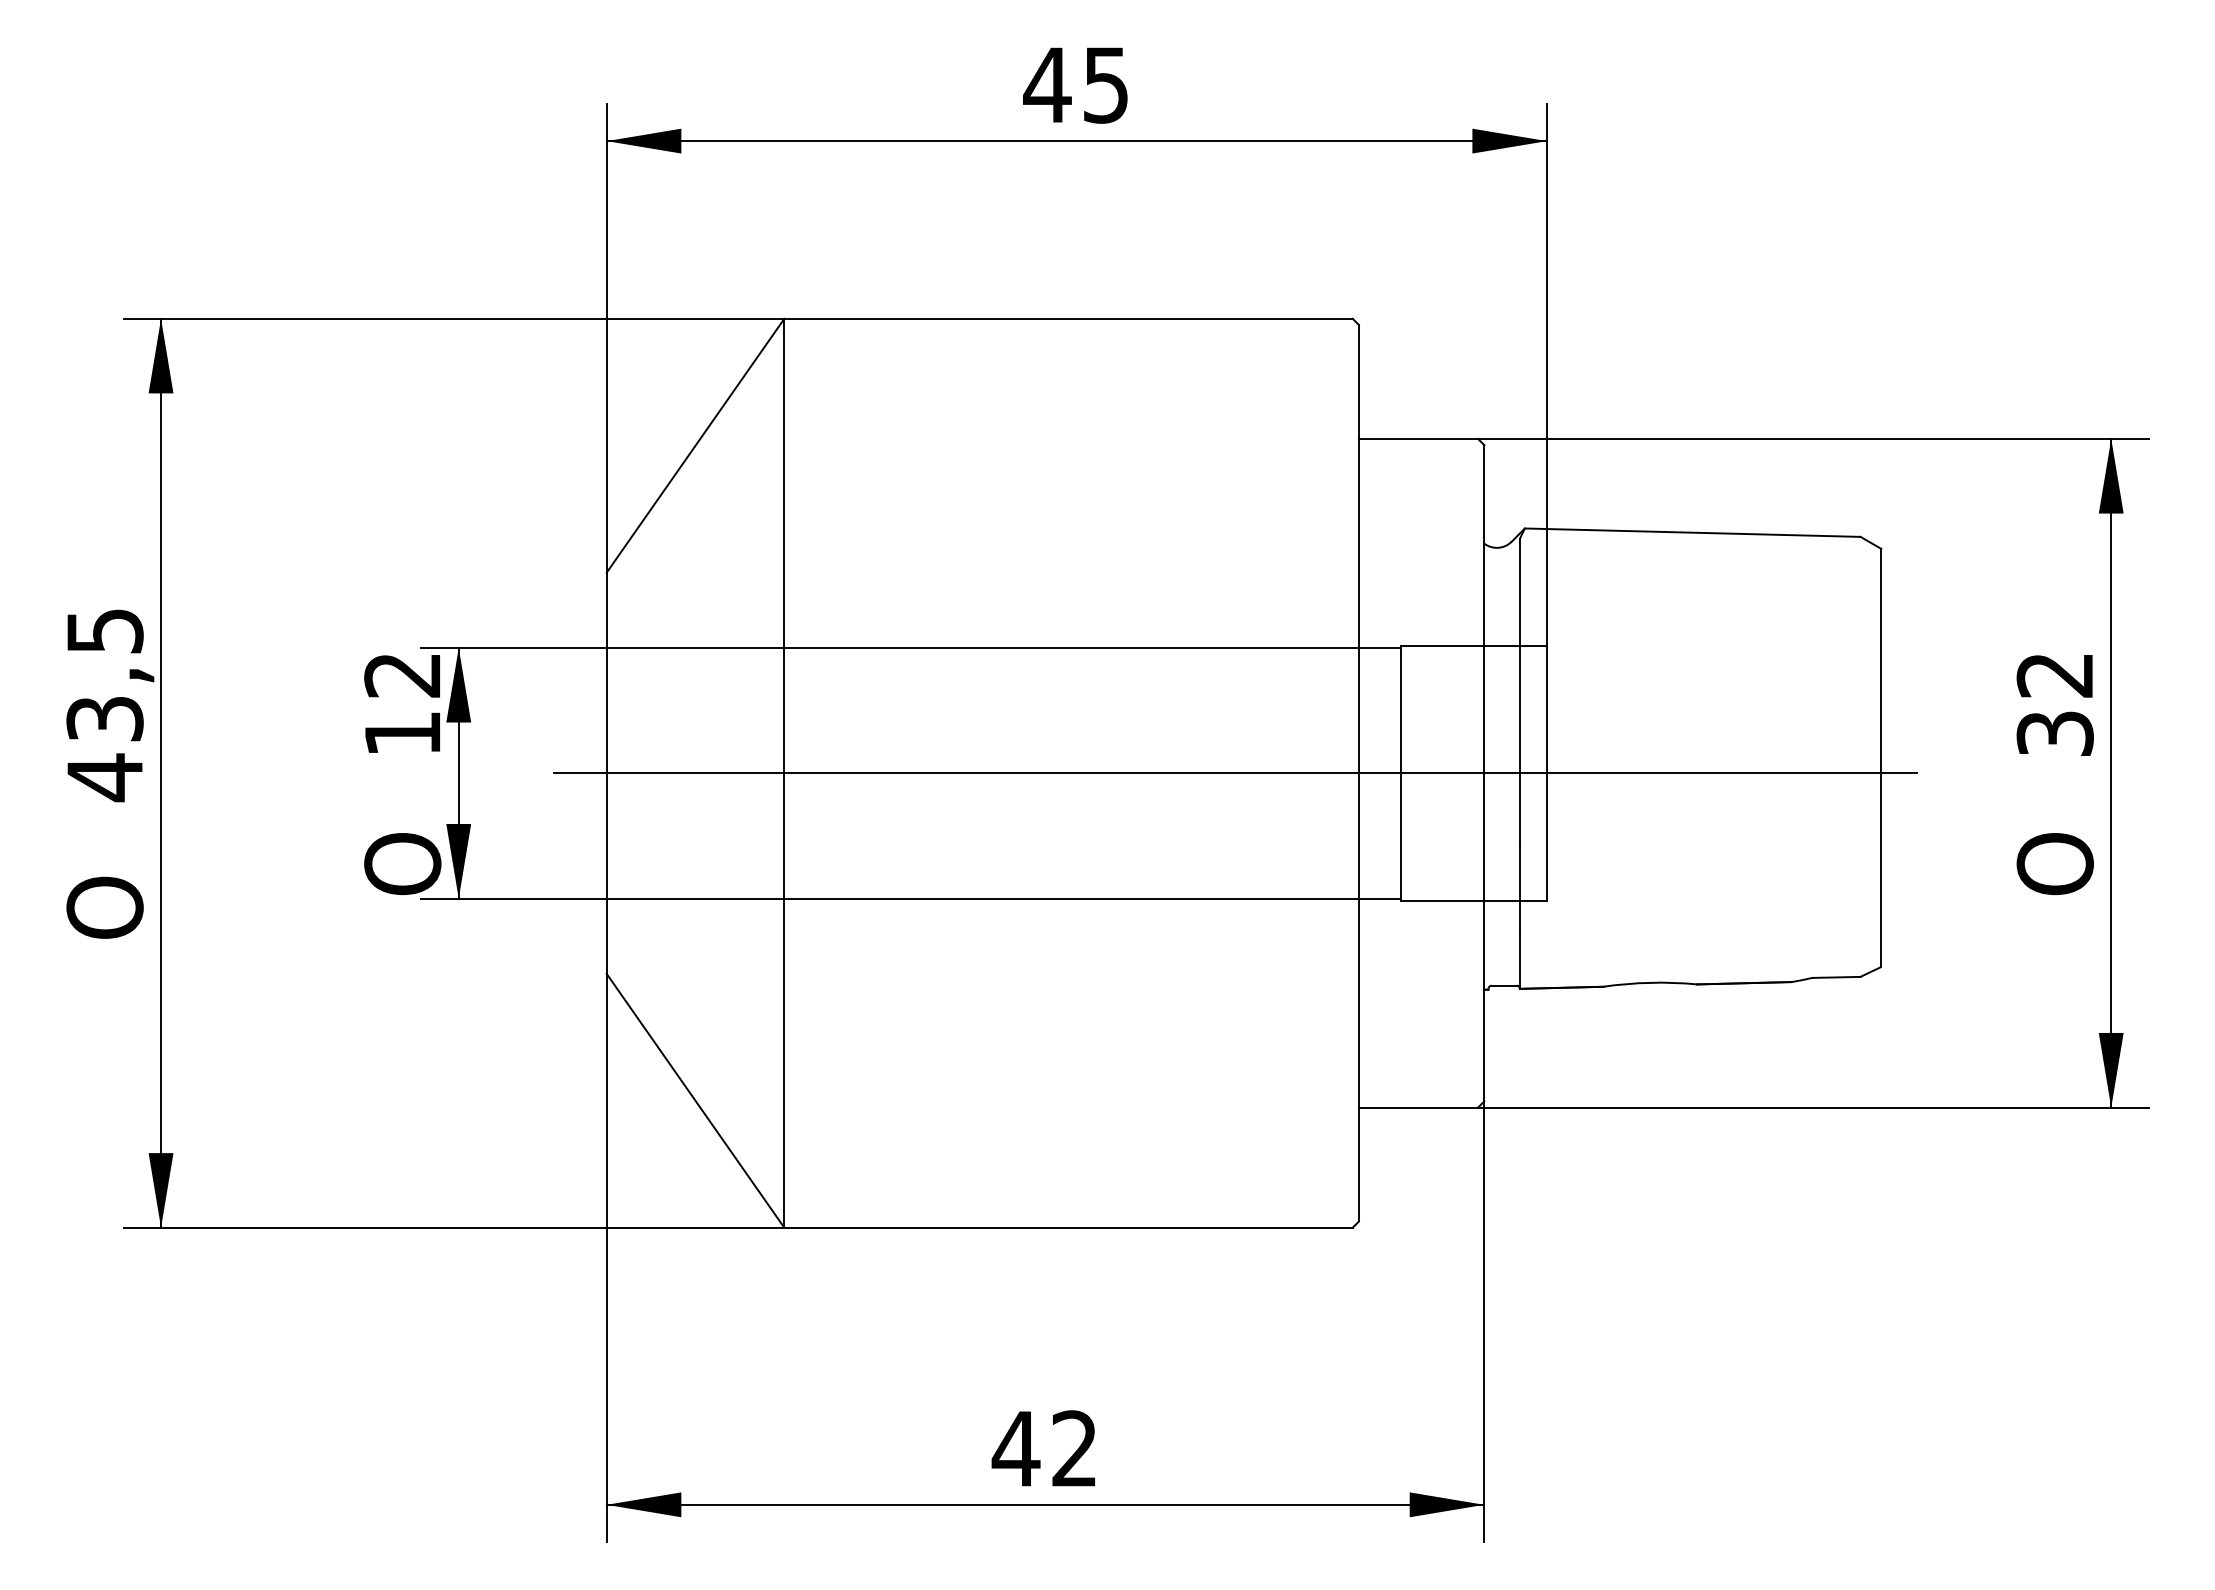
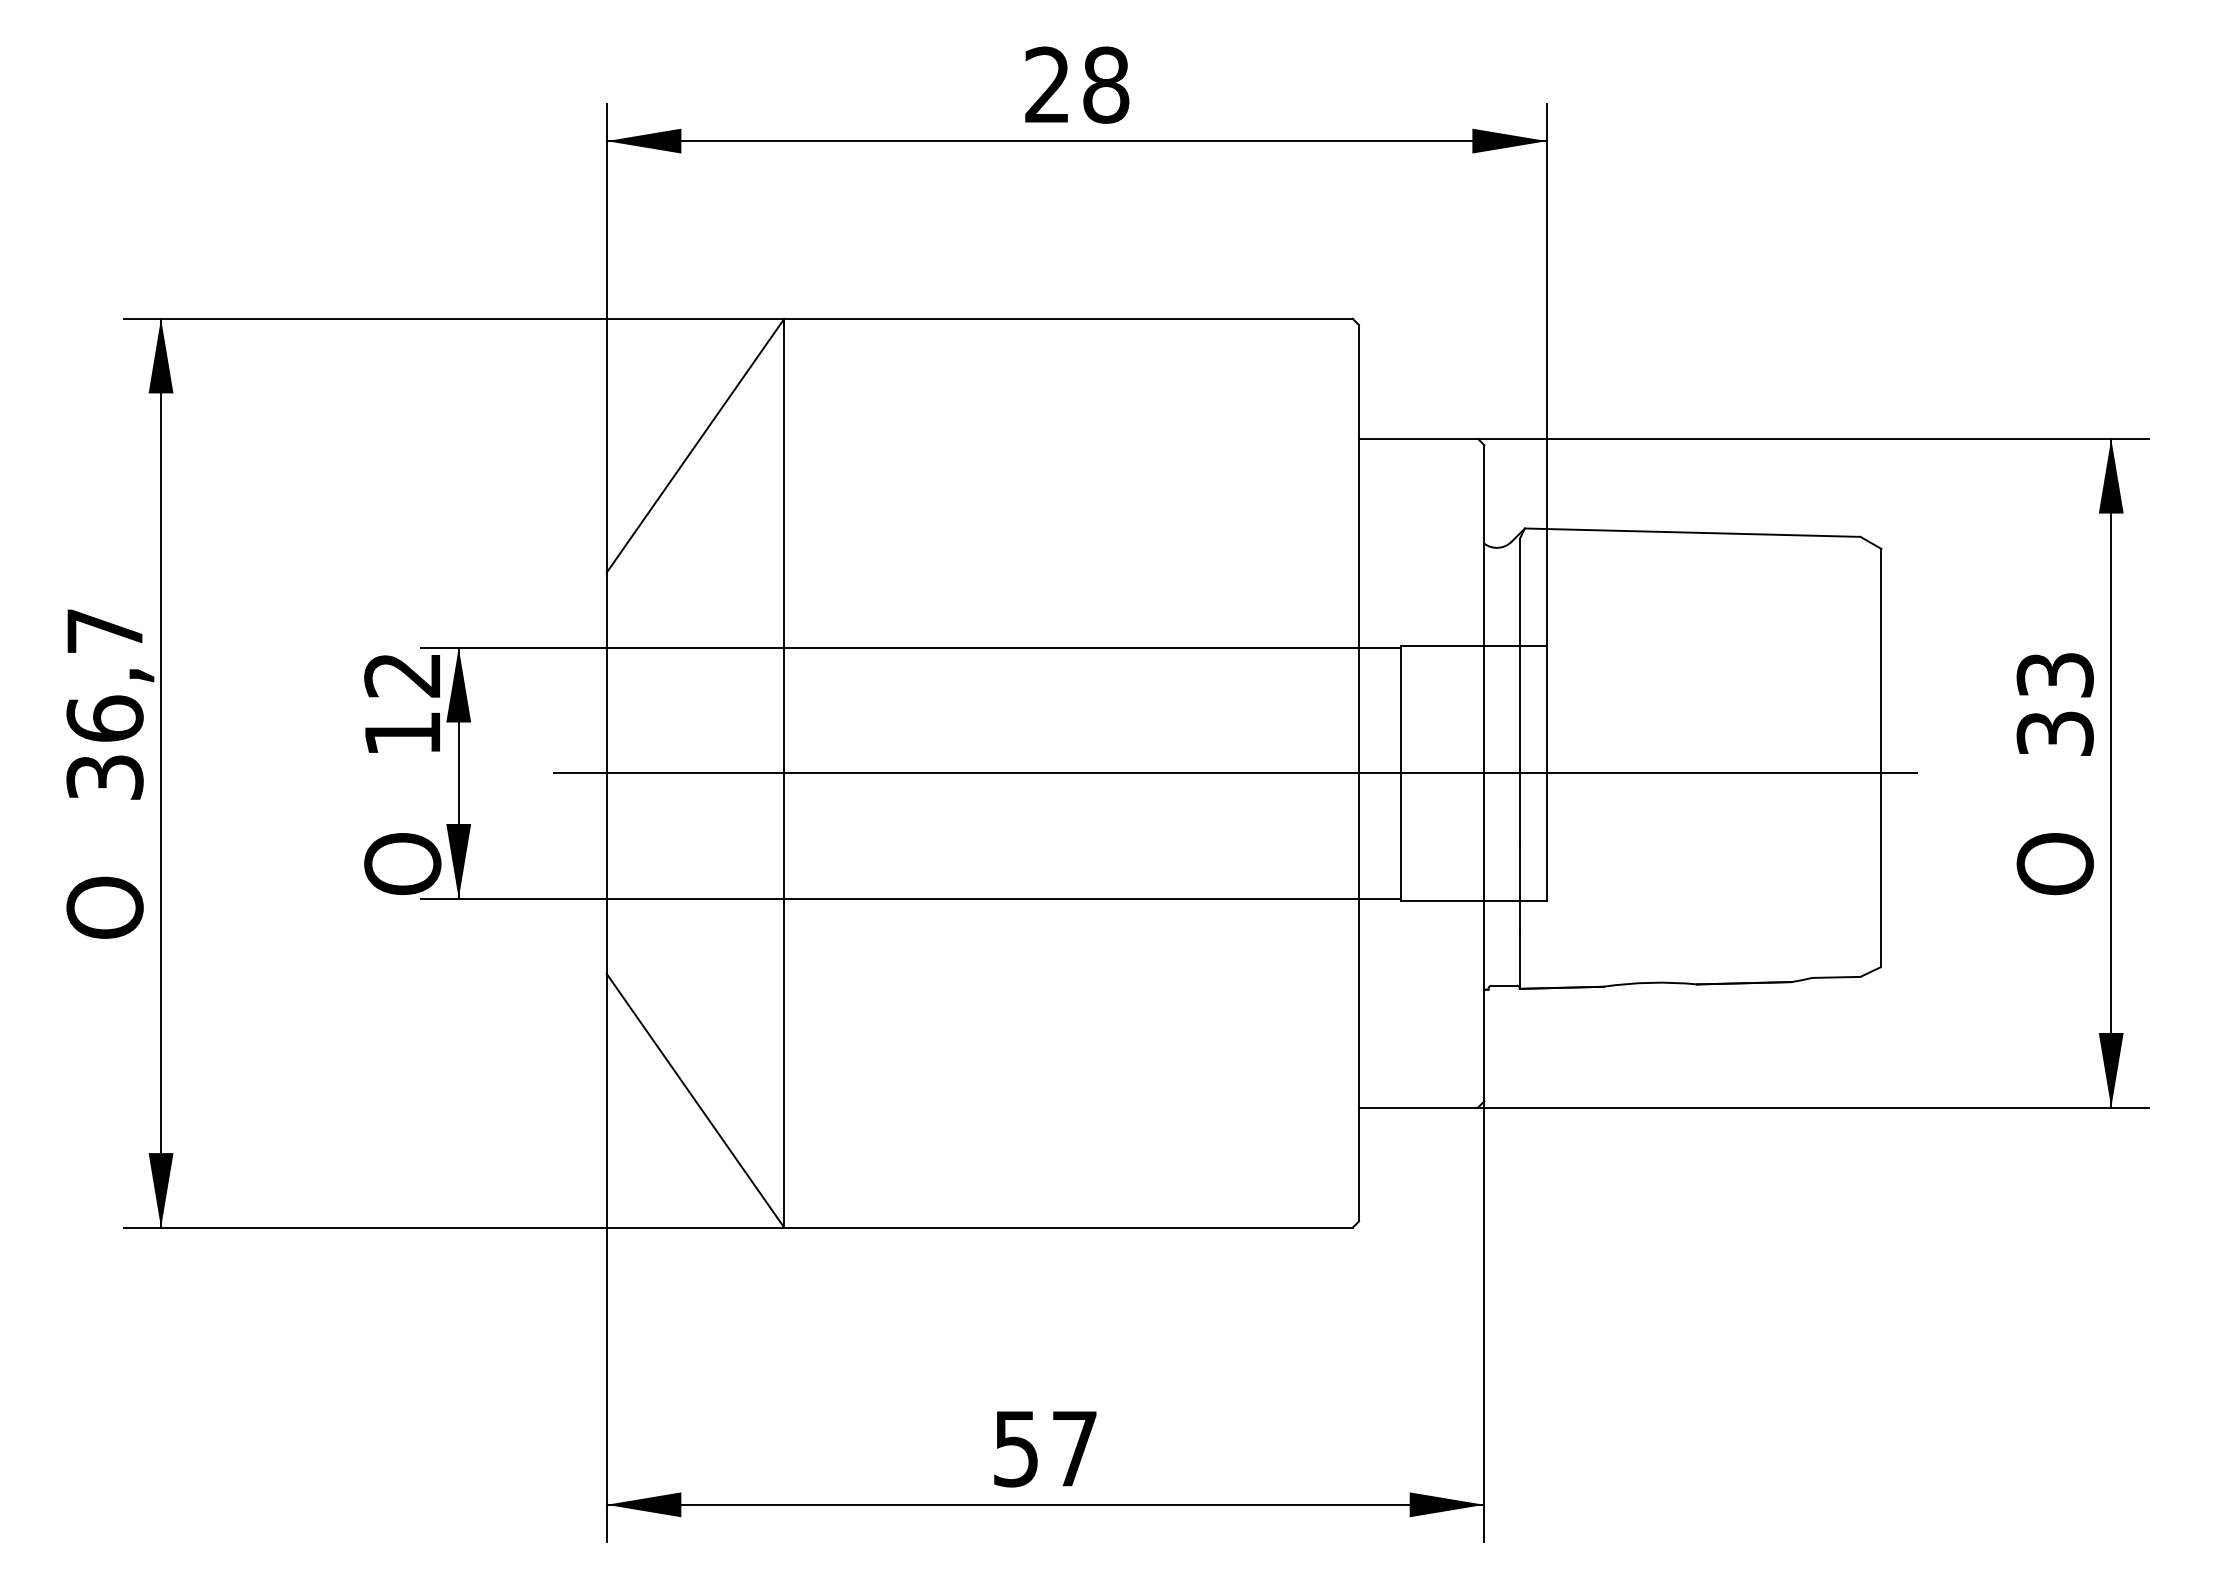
text: 45 -> 28 (1076, 84)
text: 32 -> 33 (2054, 675)
text: 43,5 -> 36,7 (104, 705)
text: 42 -> 57 (1043, 1448)
